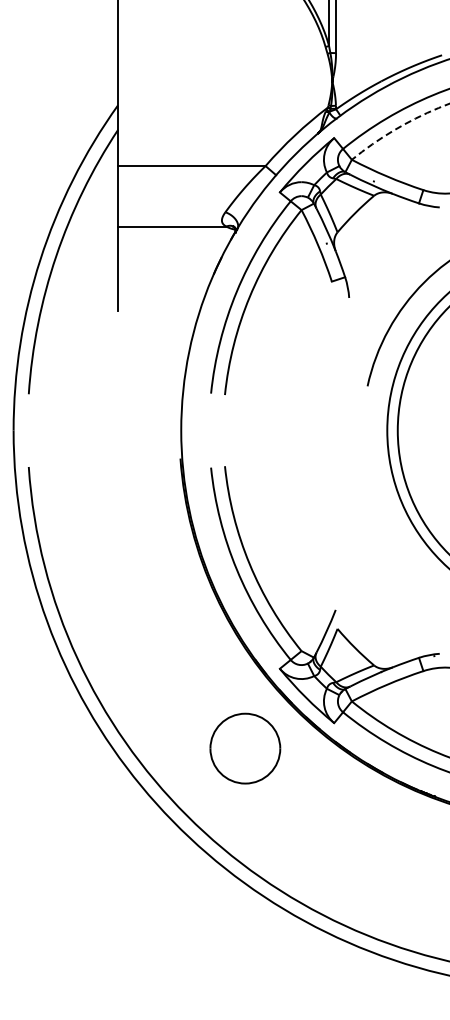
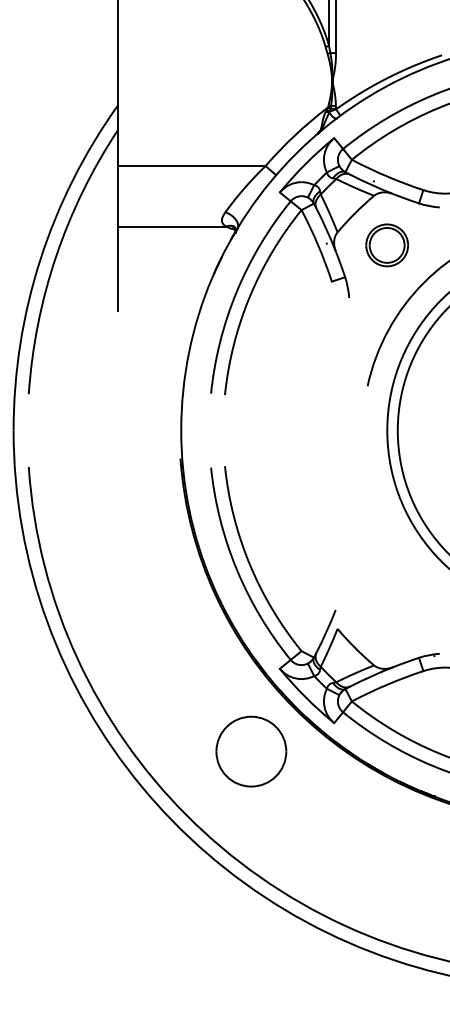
arc: dashed -> solid (398, 127)
part: none -> present (386, 245)
part position: (245, 748) -> (251, 751) (251, 751)
